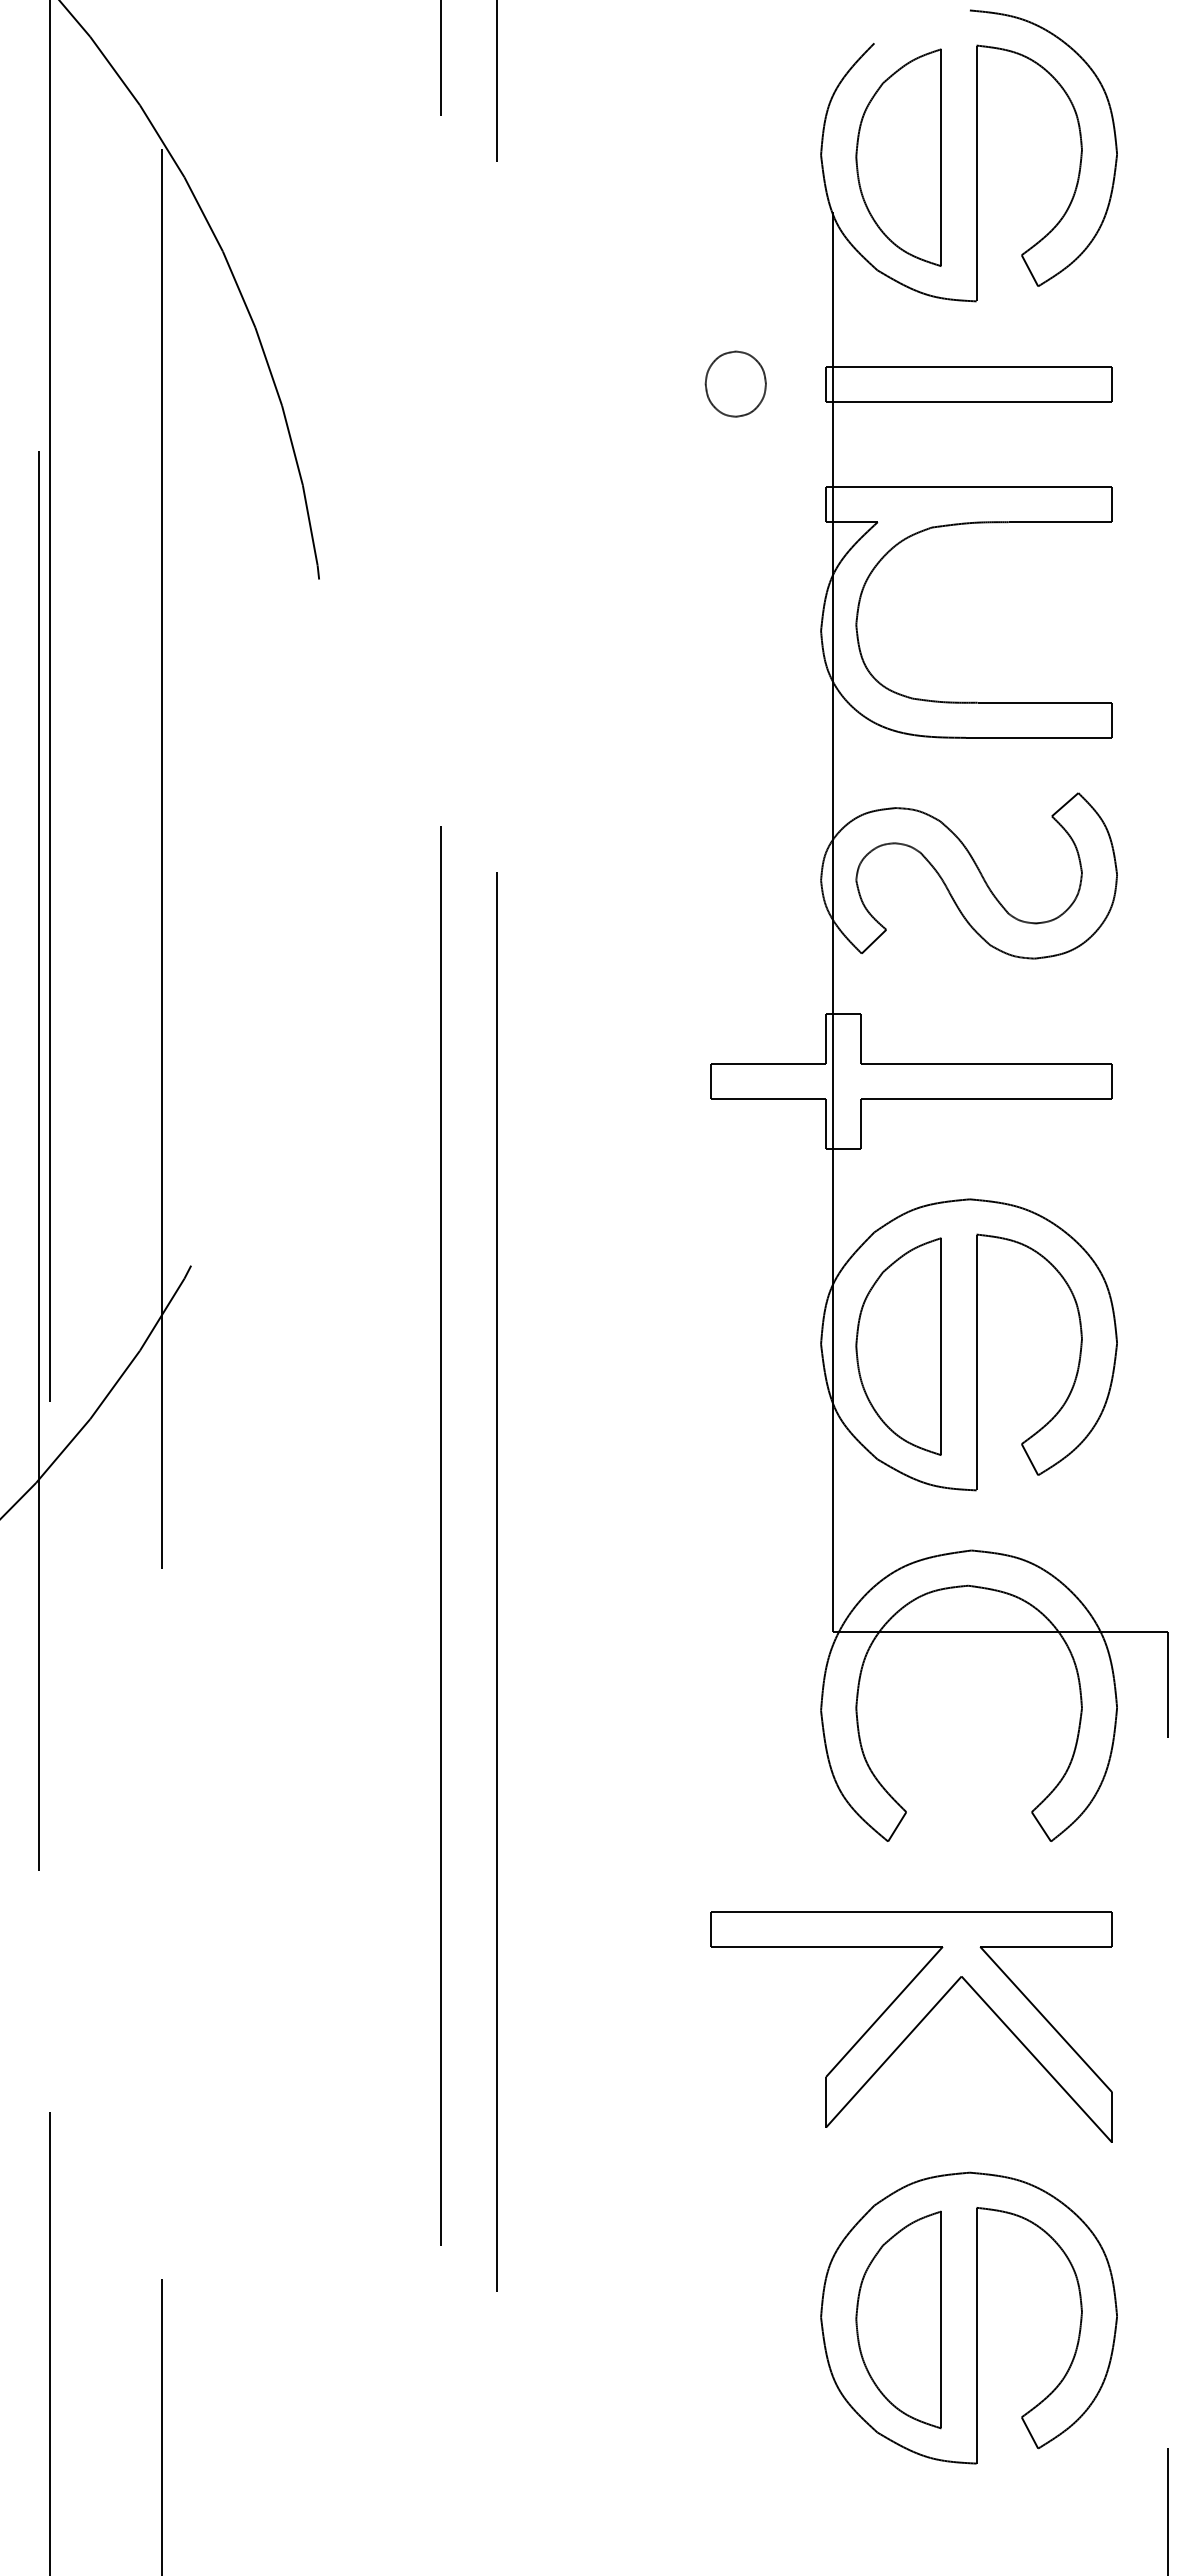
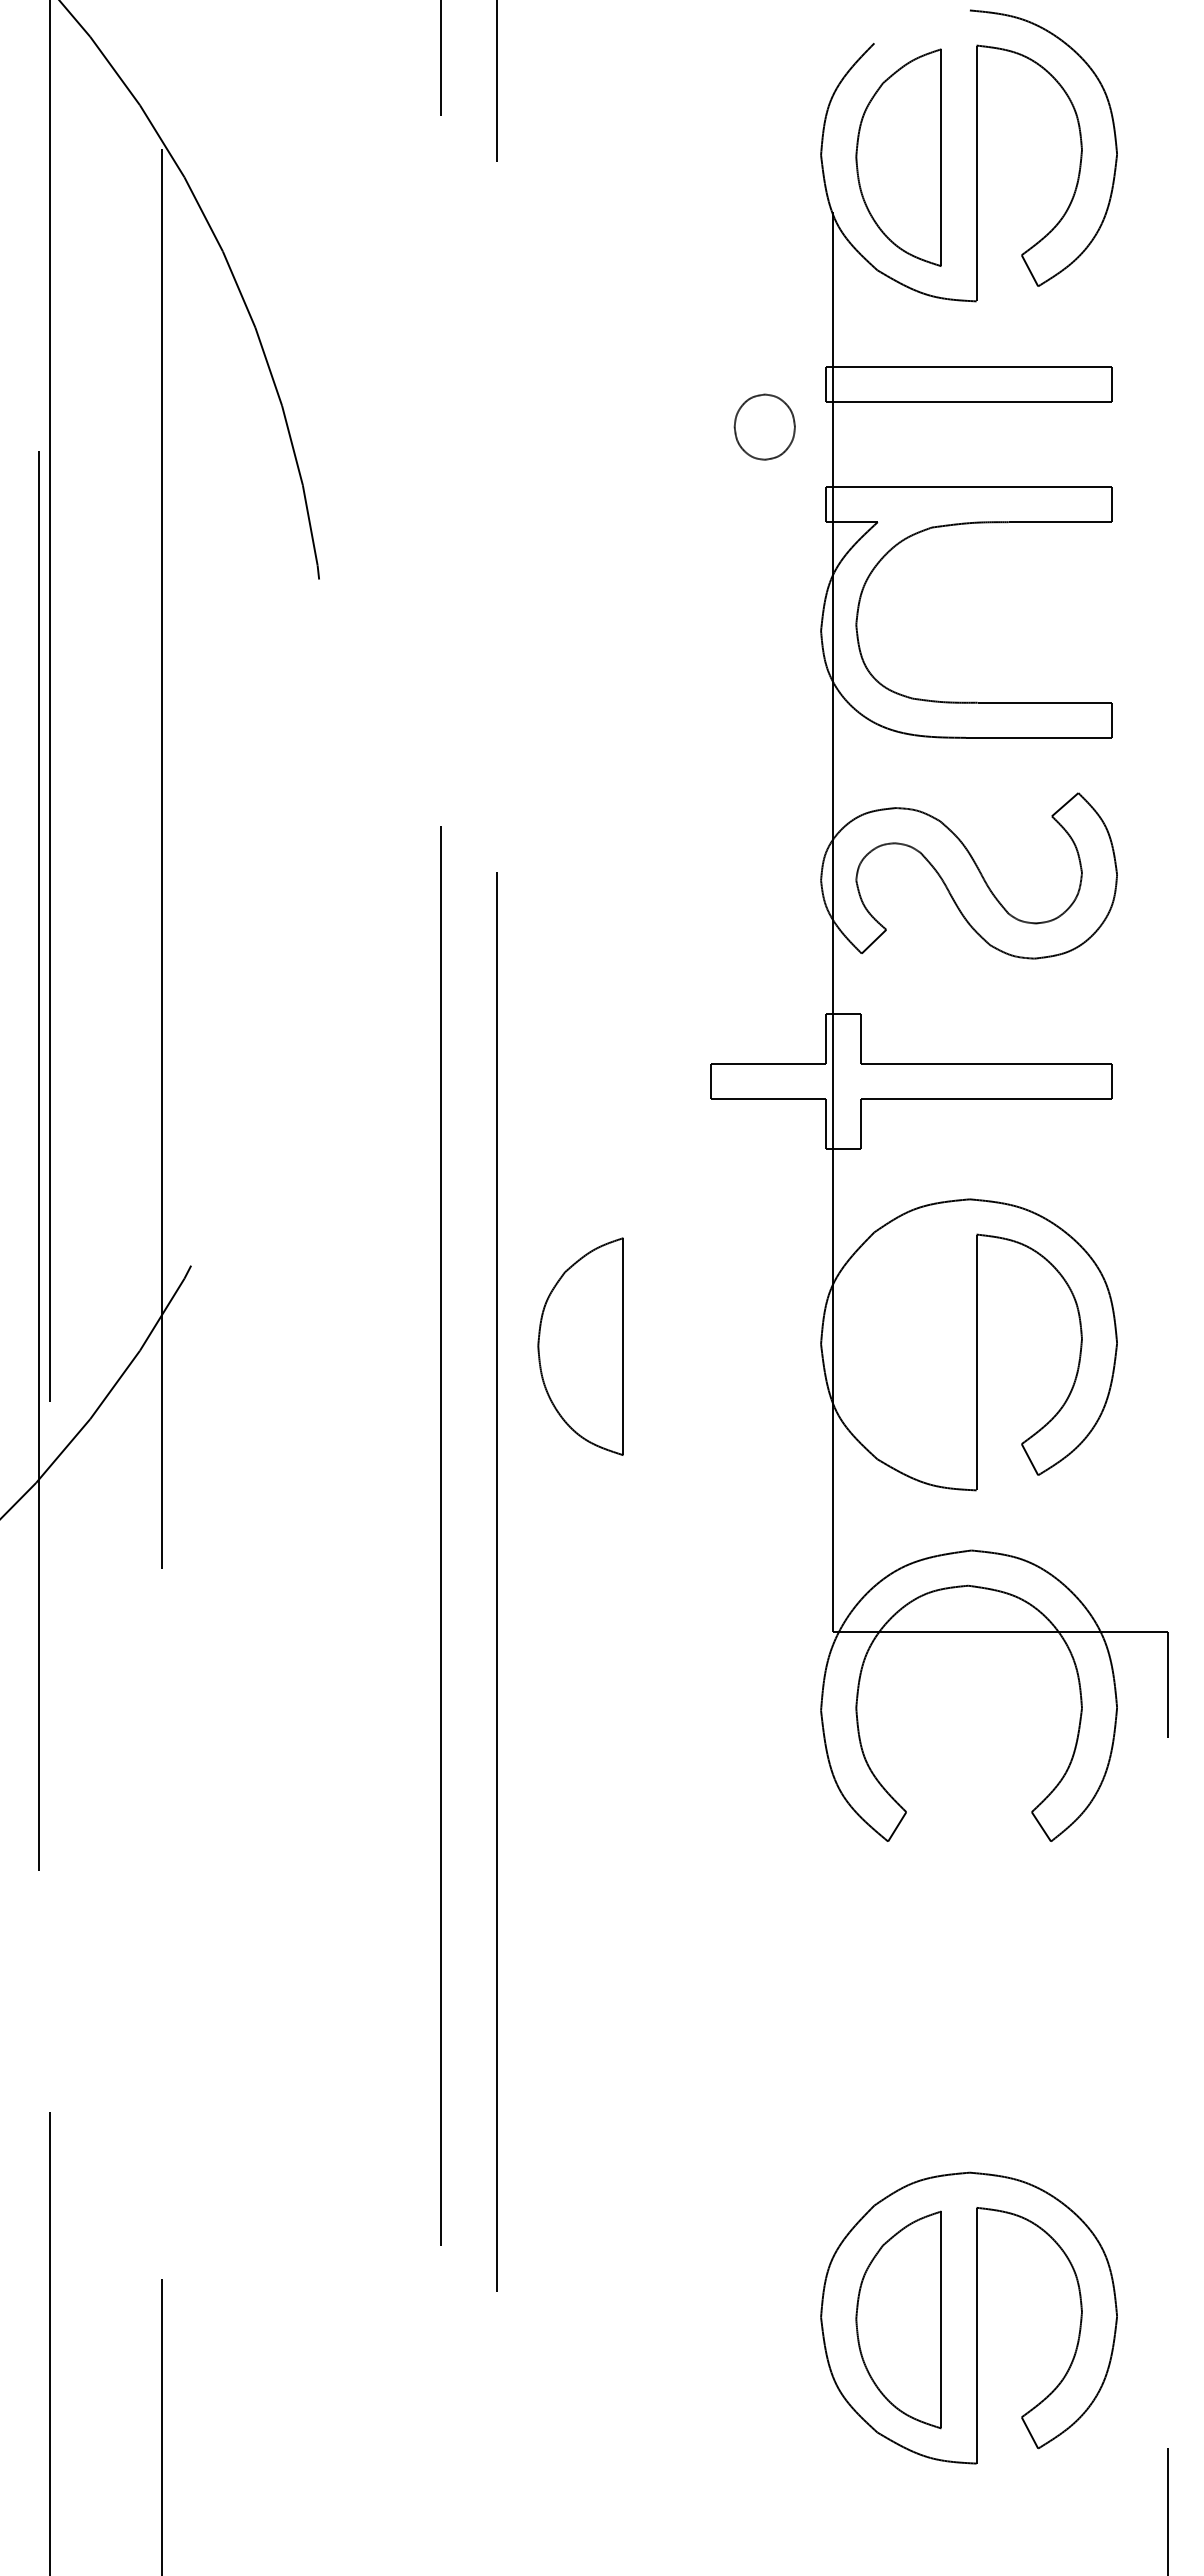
part position: (735, 383) -> (764, 426) (764, 426)
part position: (898, 1346) -> (580, 1346) (580, 1346)
part: present -> none (911, 2026)
